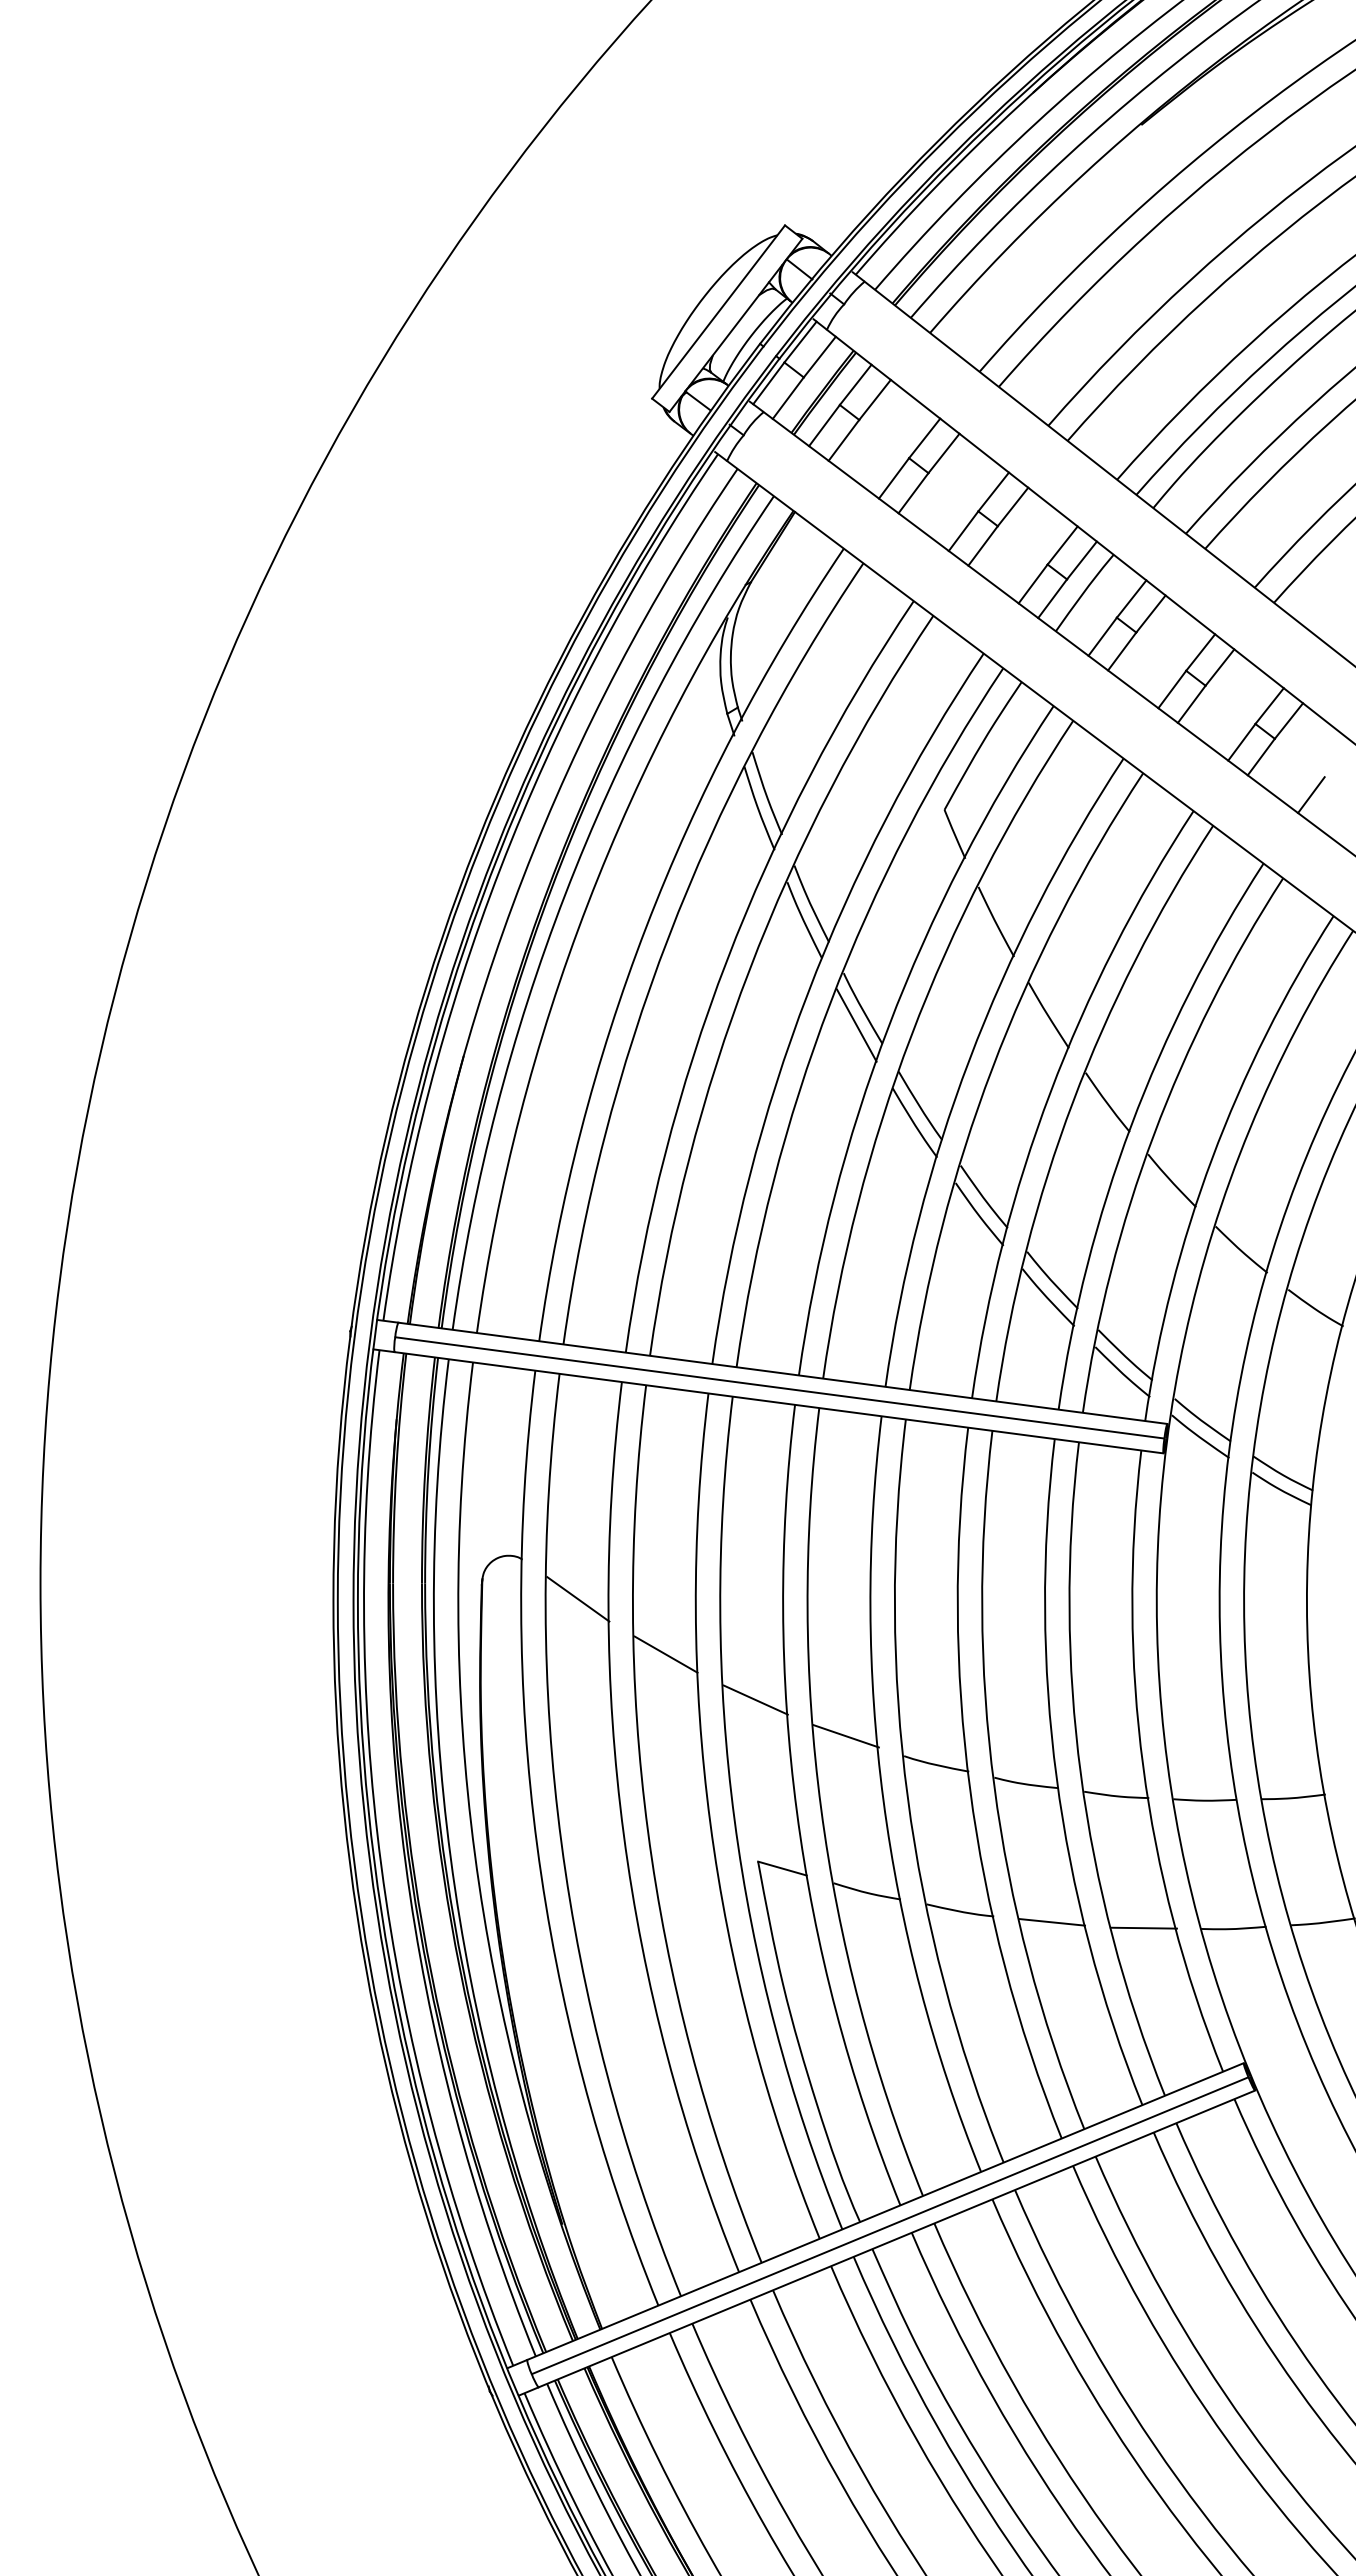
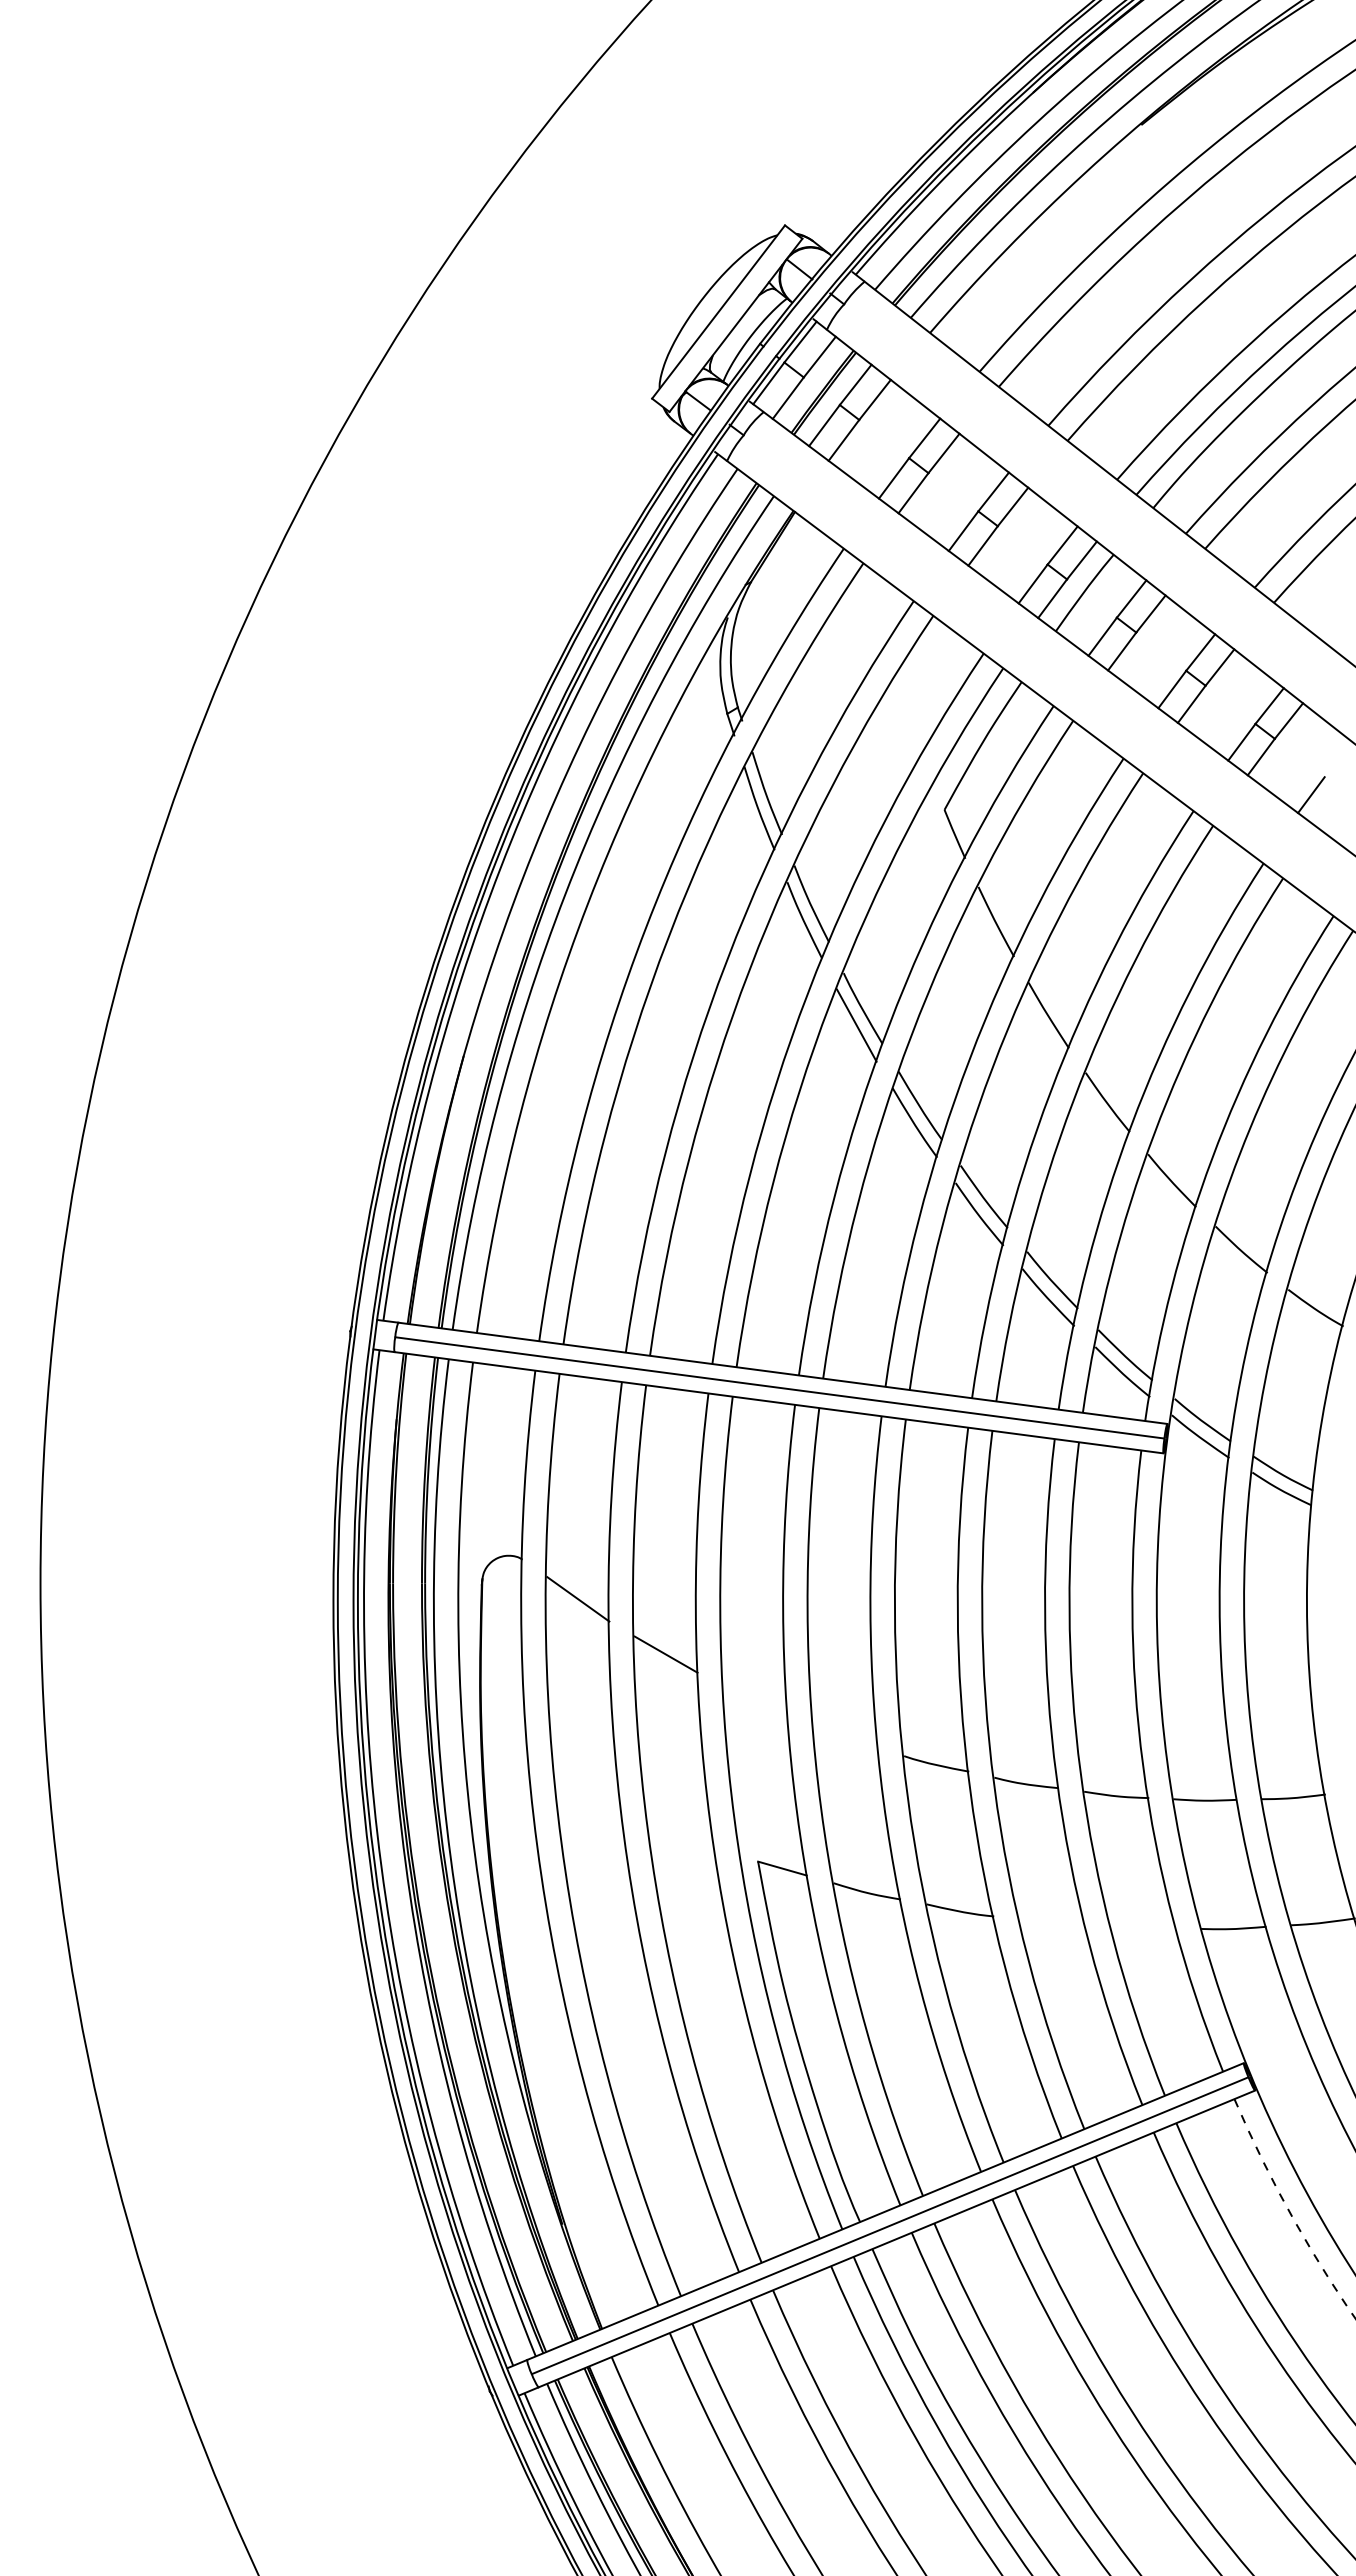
line: present -> none (755, 1699)
line: present -> none (845, 1736)
line: present -> none (1052, 1922)
line: present -> none (1143, 1927)
arc: solid -> dashed (1289, 2212)
